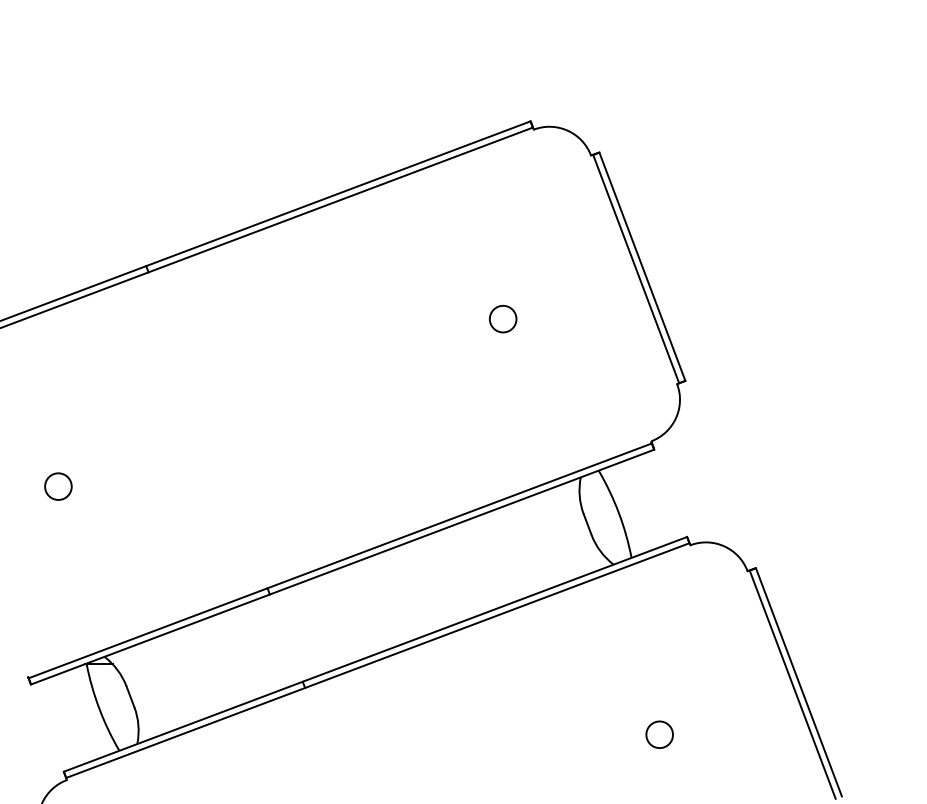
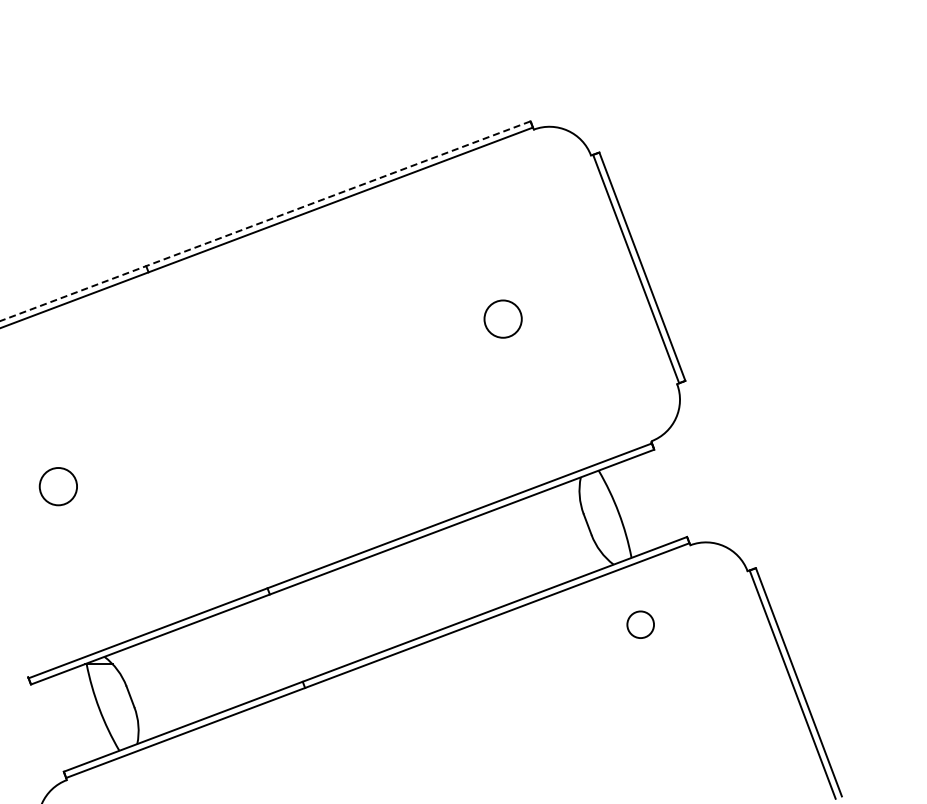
line: solid -> dashed (265, 221)
circle diameter: 27 px -> 37 px (502, 318)
circle diameter: 27 px -> 37 px (58, 486)
circle position: (659, 734) -> (640, 624) (640, 624)
